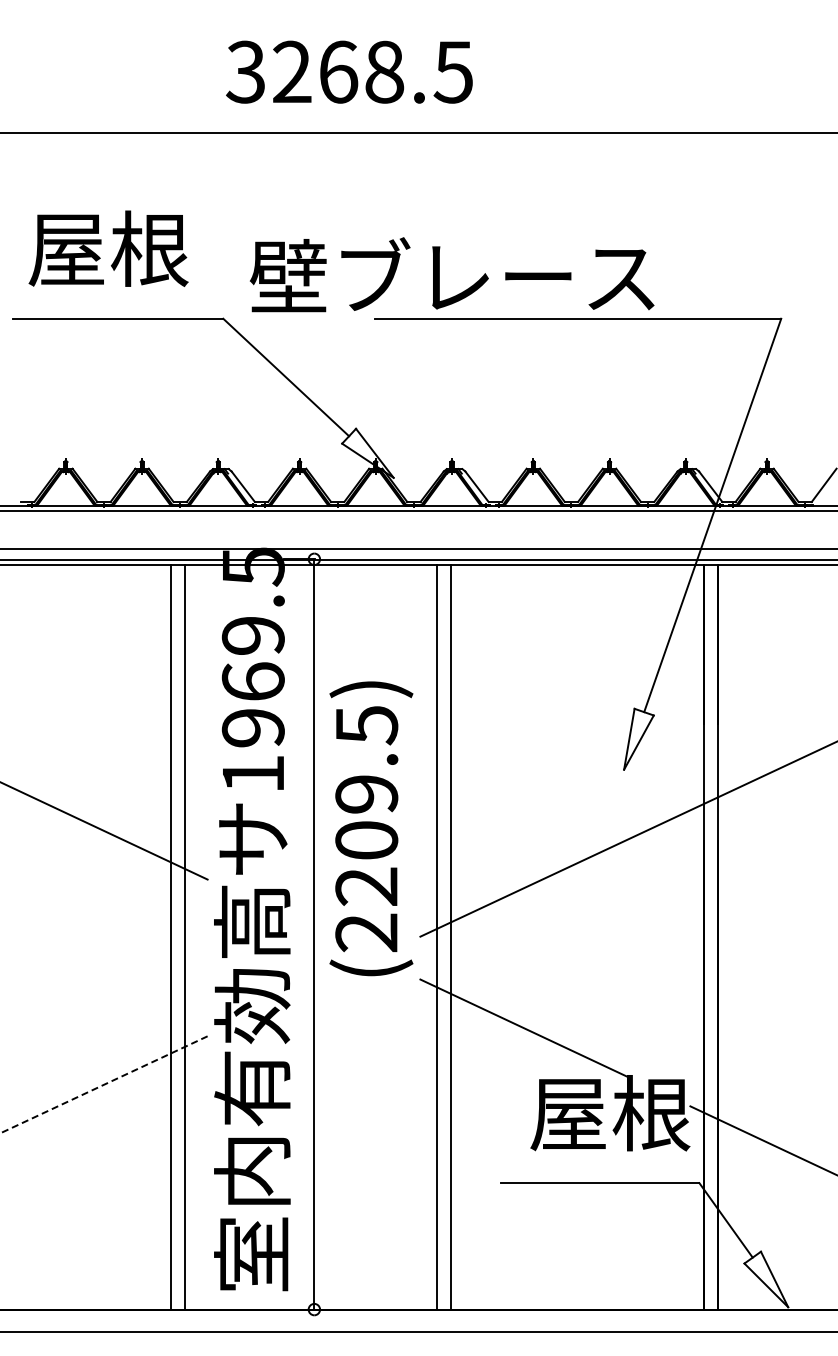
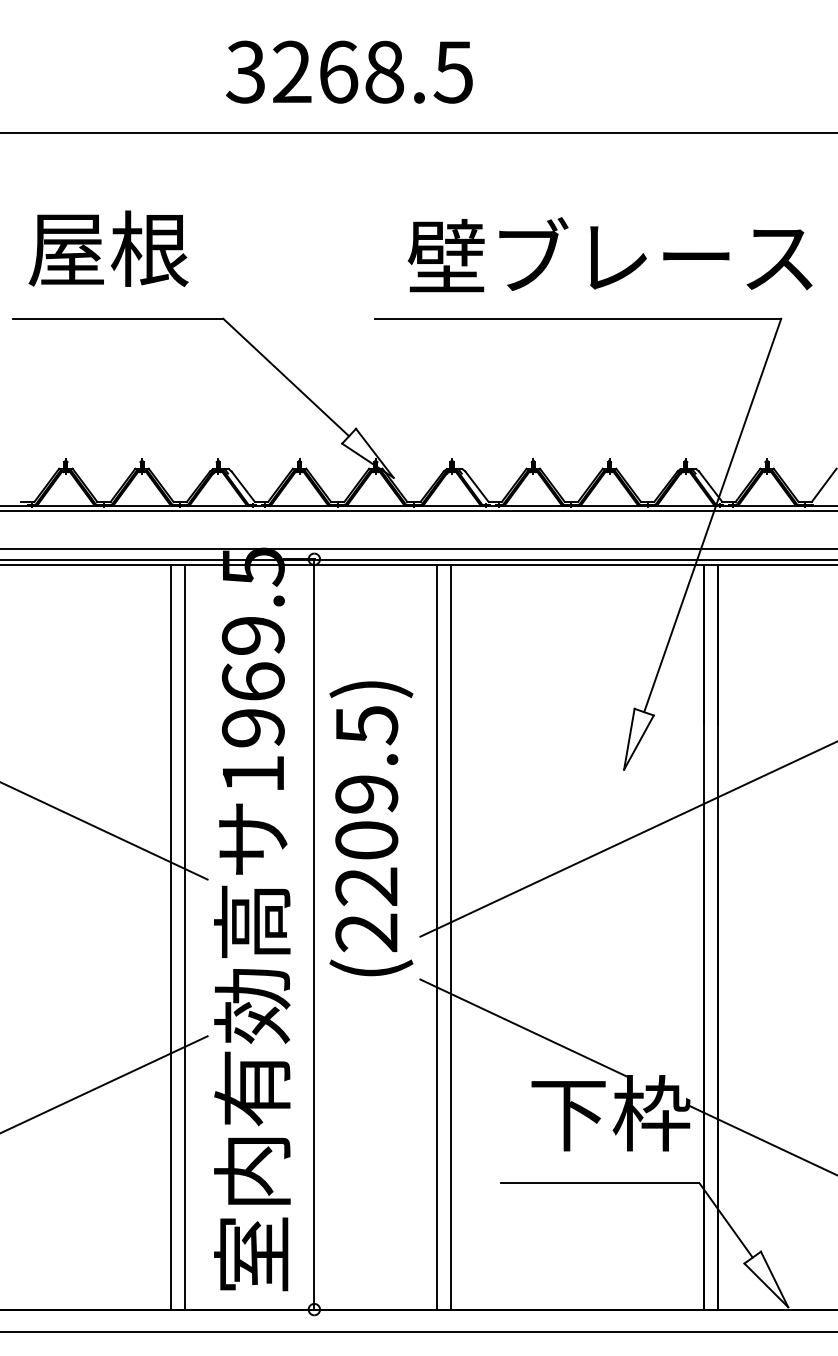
text position: (451, 274) -> (609, 254) (609, 254)
line: dashed -> solid (103, 1085)
text: 屋根 -> 下枠 (610, 1113)
